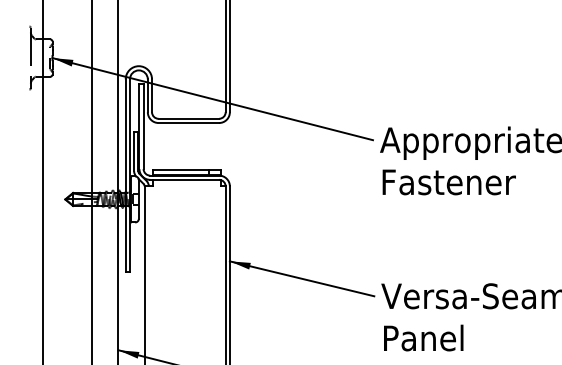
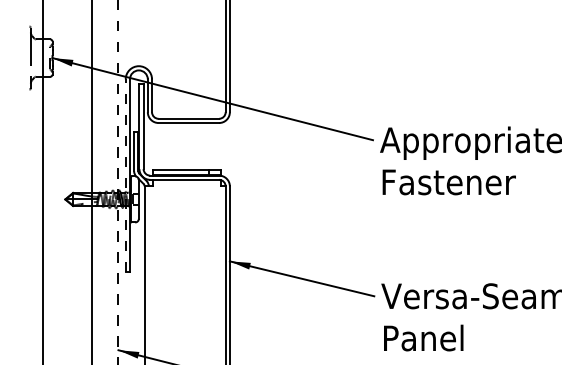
line: solid -> dashed (125, 175)
line: solid -> dashed (118, 182)
